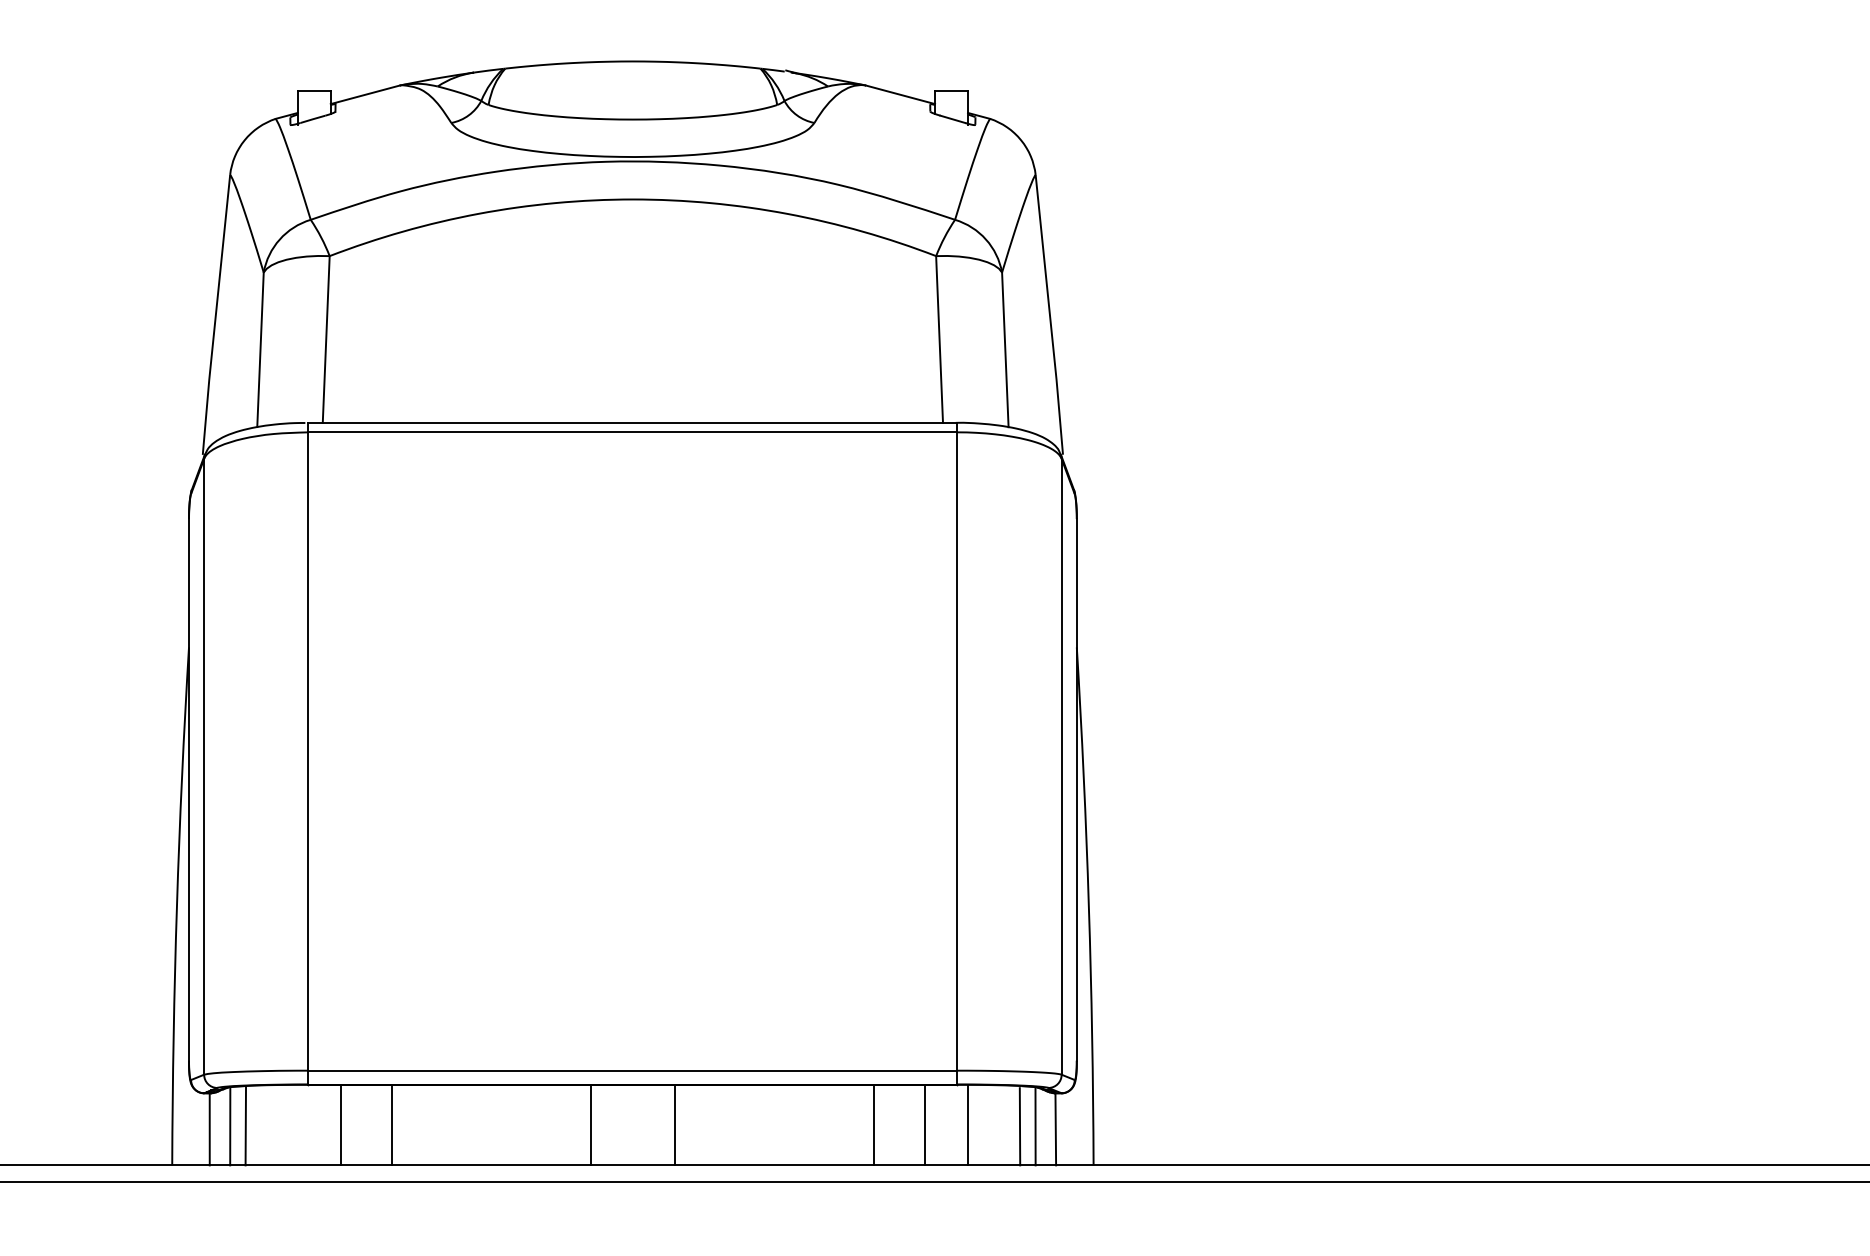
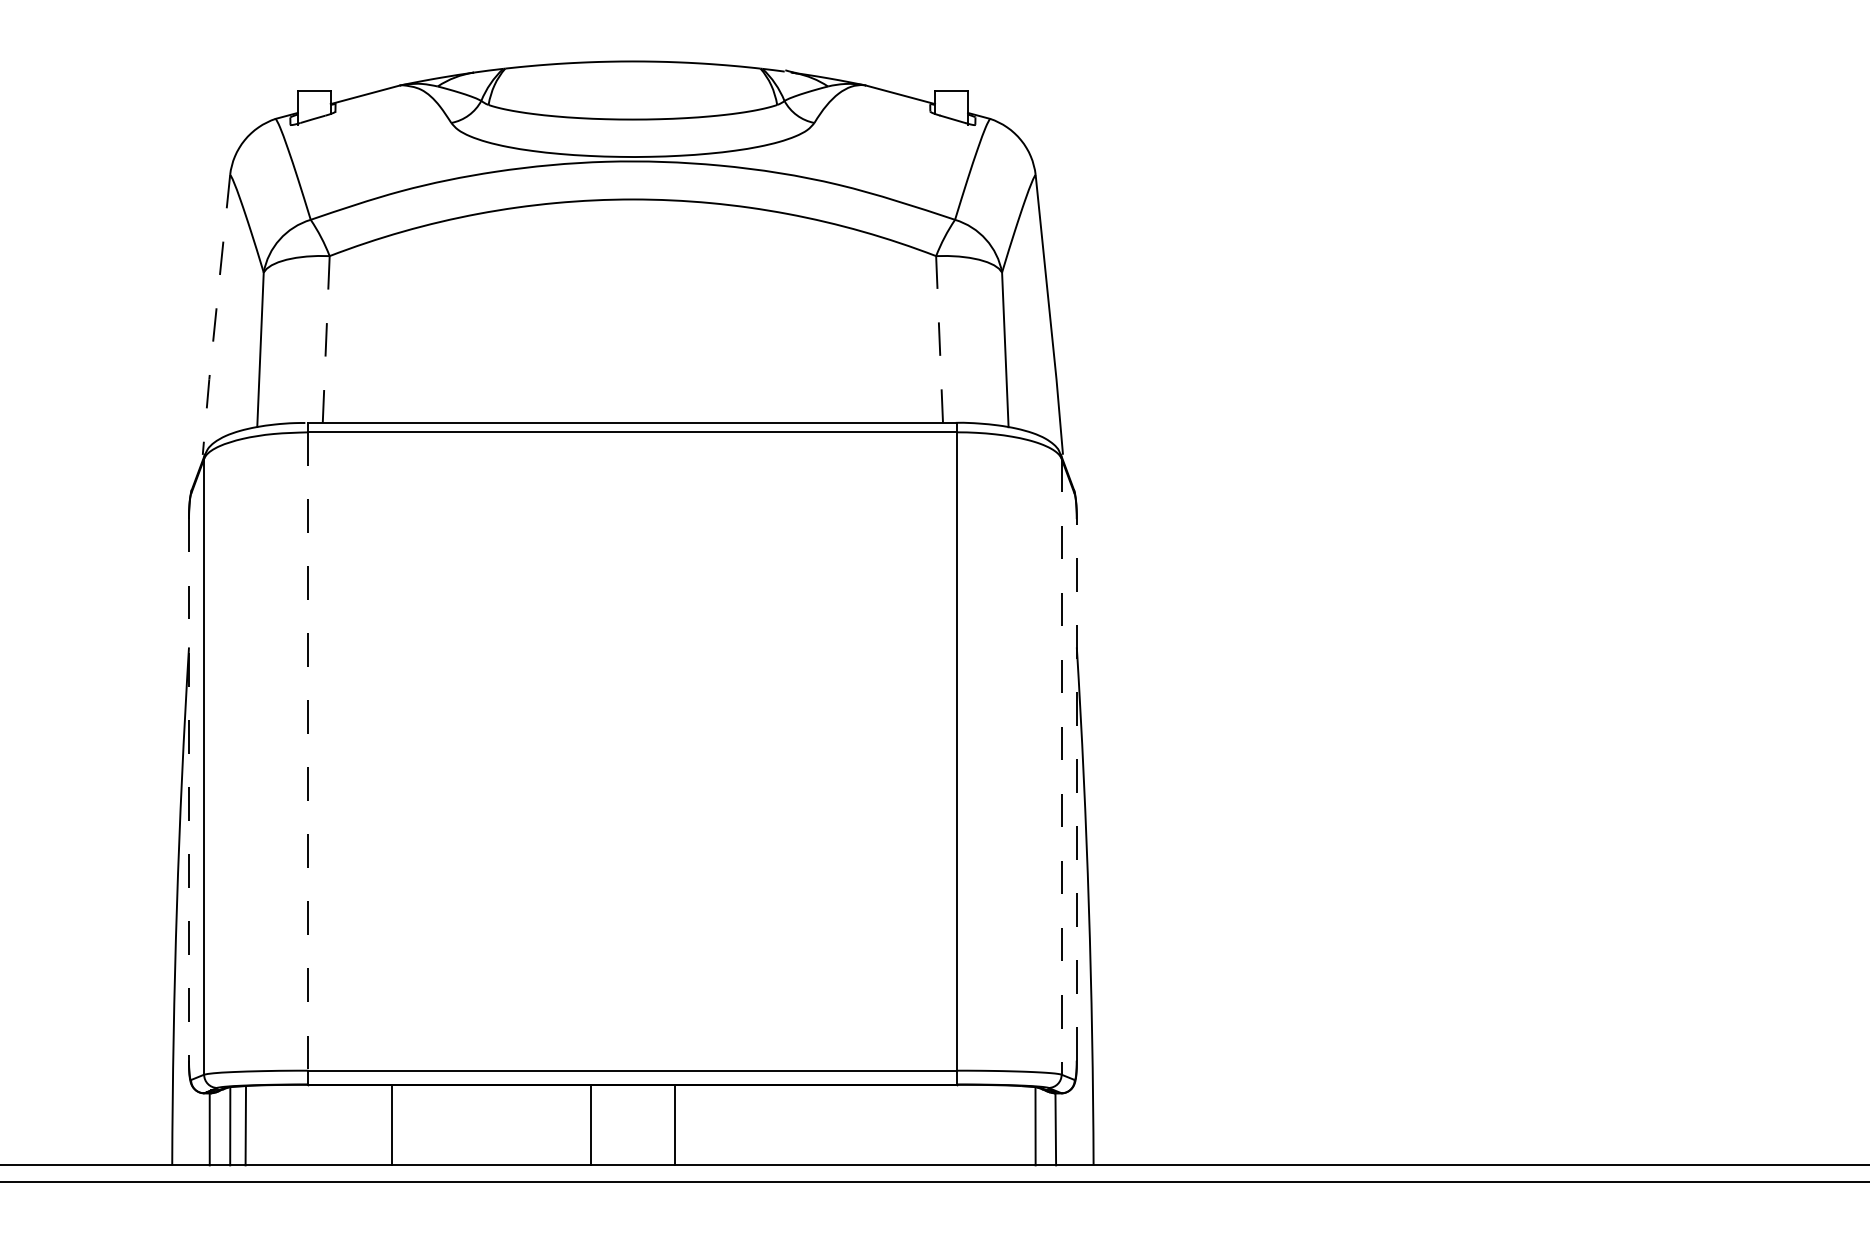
line: solid -> dashed (215, 316)
line: solid -> dashed (939, 338)
line: solid -> dashed (326, 339)
line: solid -> dashed (308, 752)
line: solid -> dashed (1061, 766)
line: solid -> dashed (189, 789)
line: solid -> dashed (1076, 789)
line: present -> none (341, 1124)
line: present -> none (874, 1124)
line: present -> none (924, 1124)
line: present -> none (968, 1124)
line: present -> none (1019, 1126)
